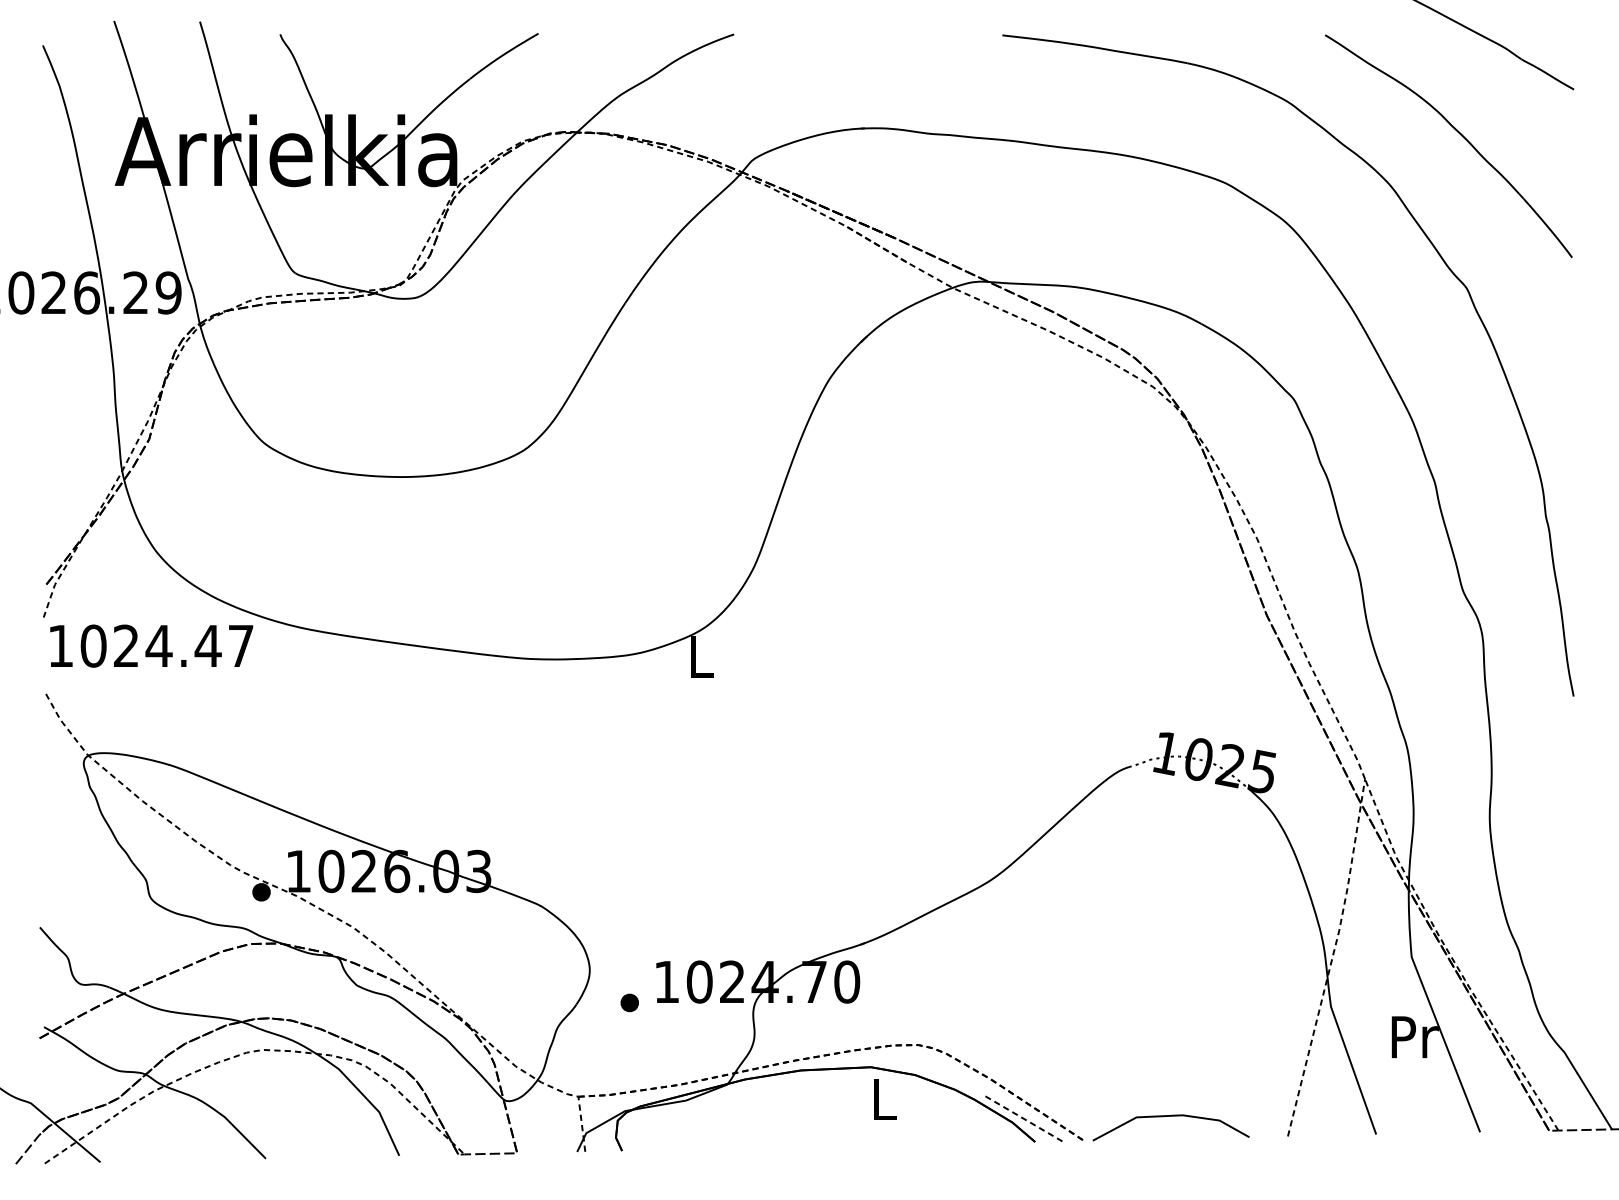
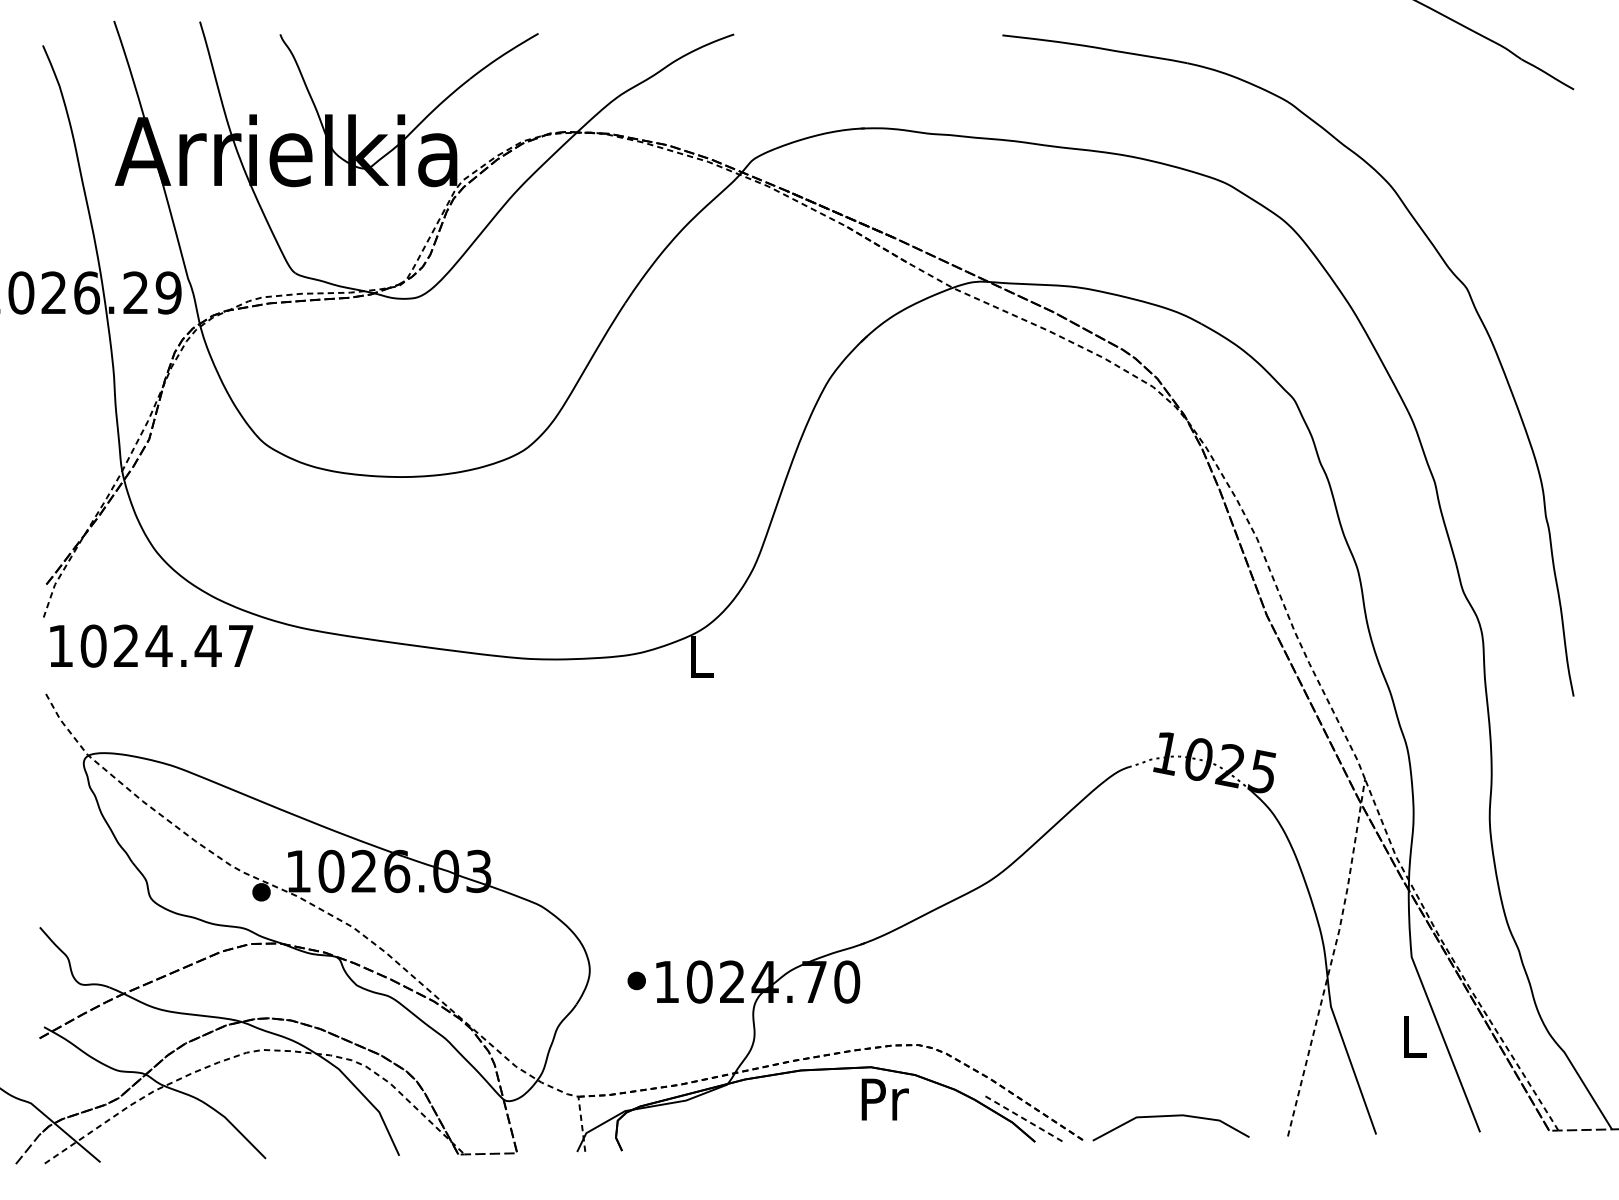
part: present -> none (1459, 134)
part position: (629, 1002) -> (636, 980) (636, 980)
text: Pr -> L (1414, 1037)
text: L -> Pr (884, 1099)
